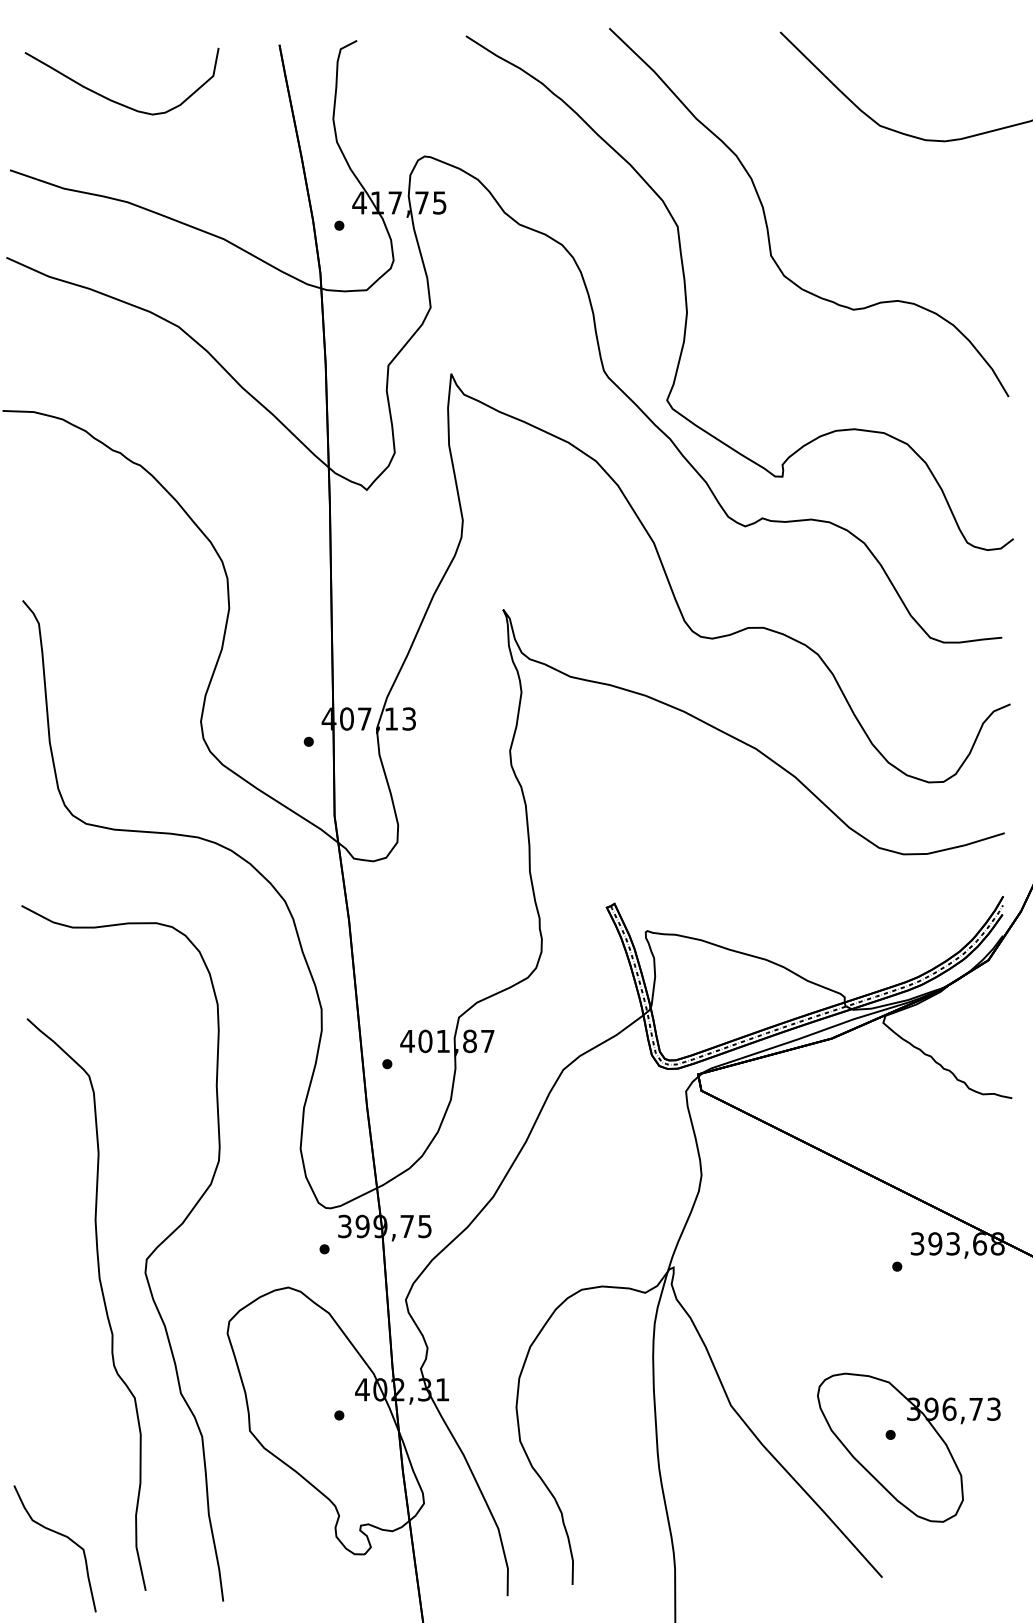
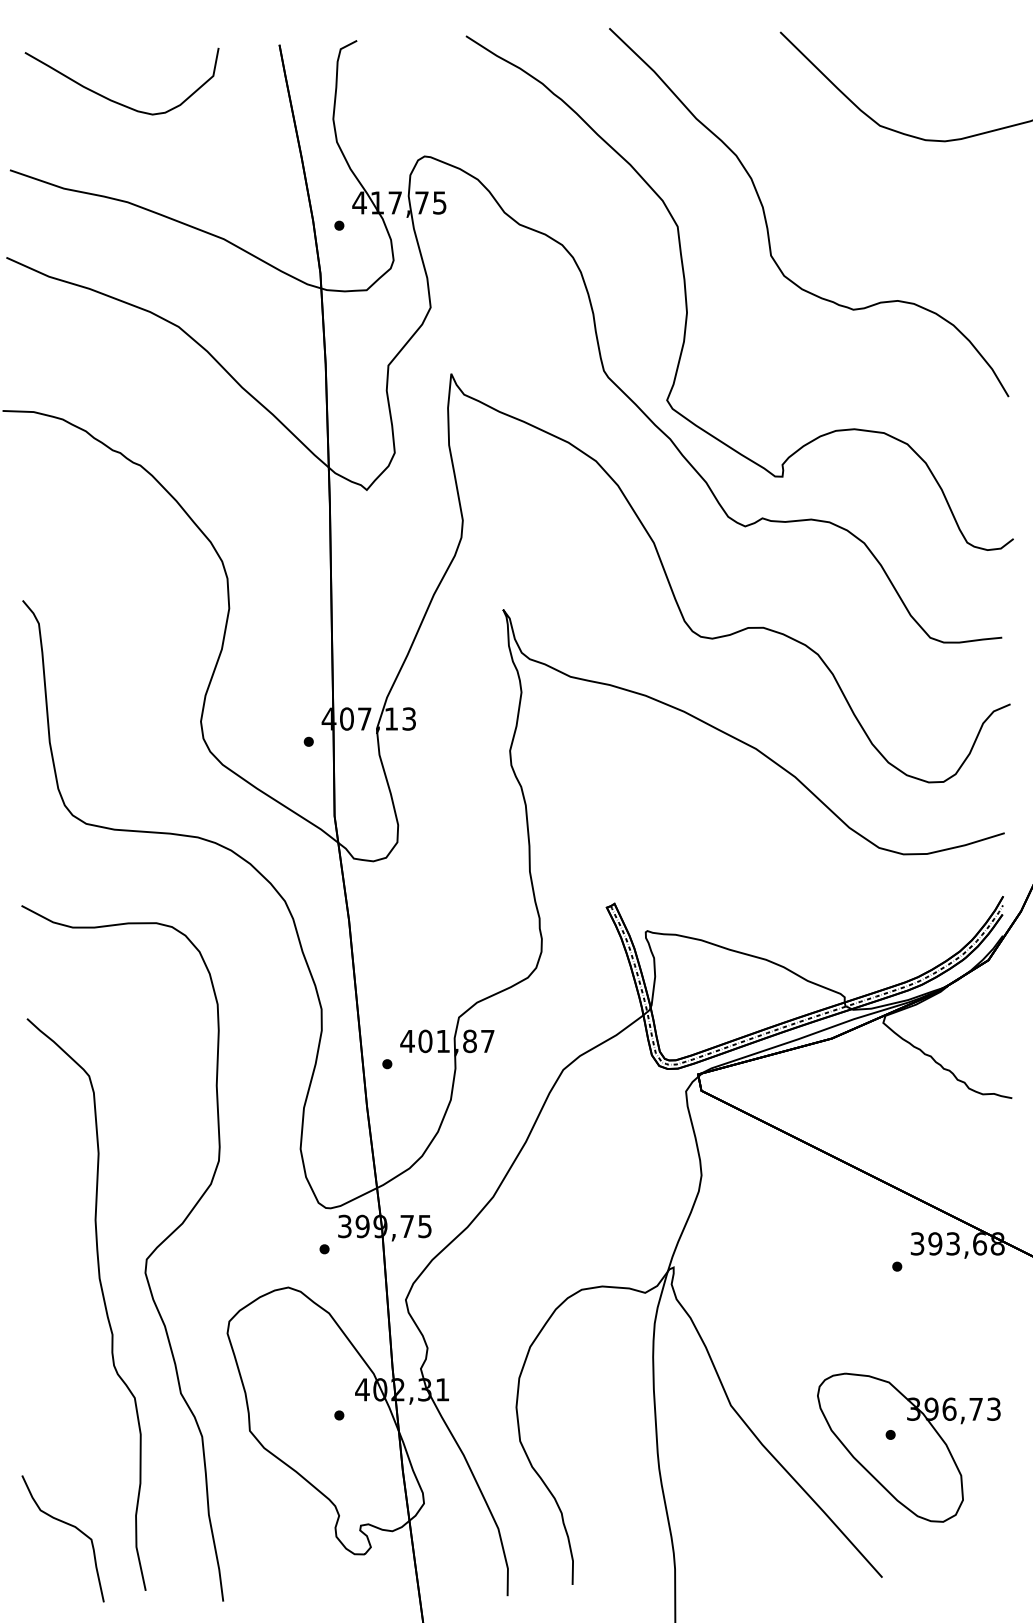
curve position: (60, 1535) -> (68, 1525) (68, 1525)
